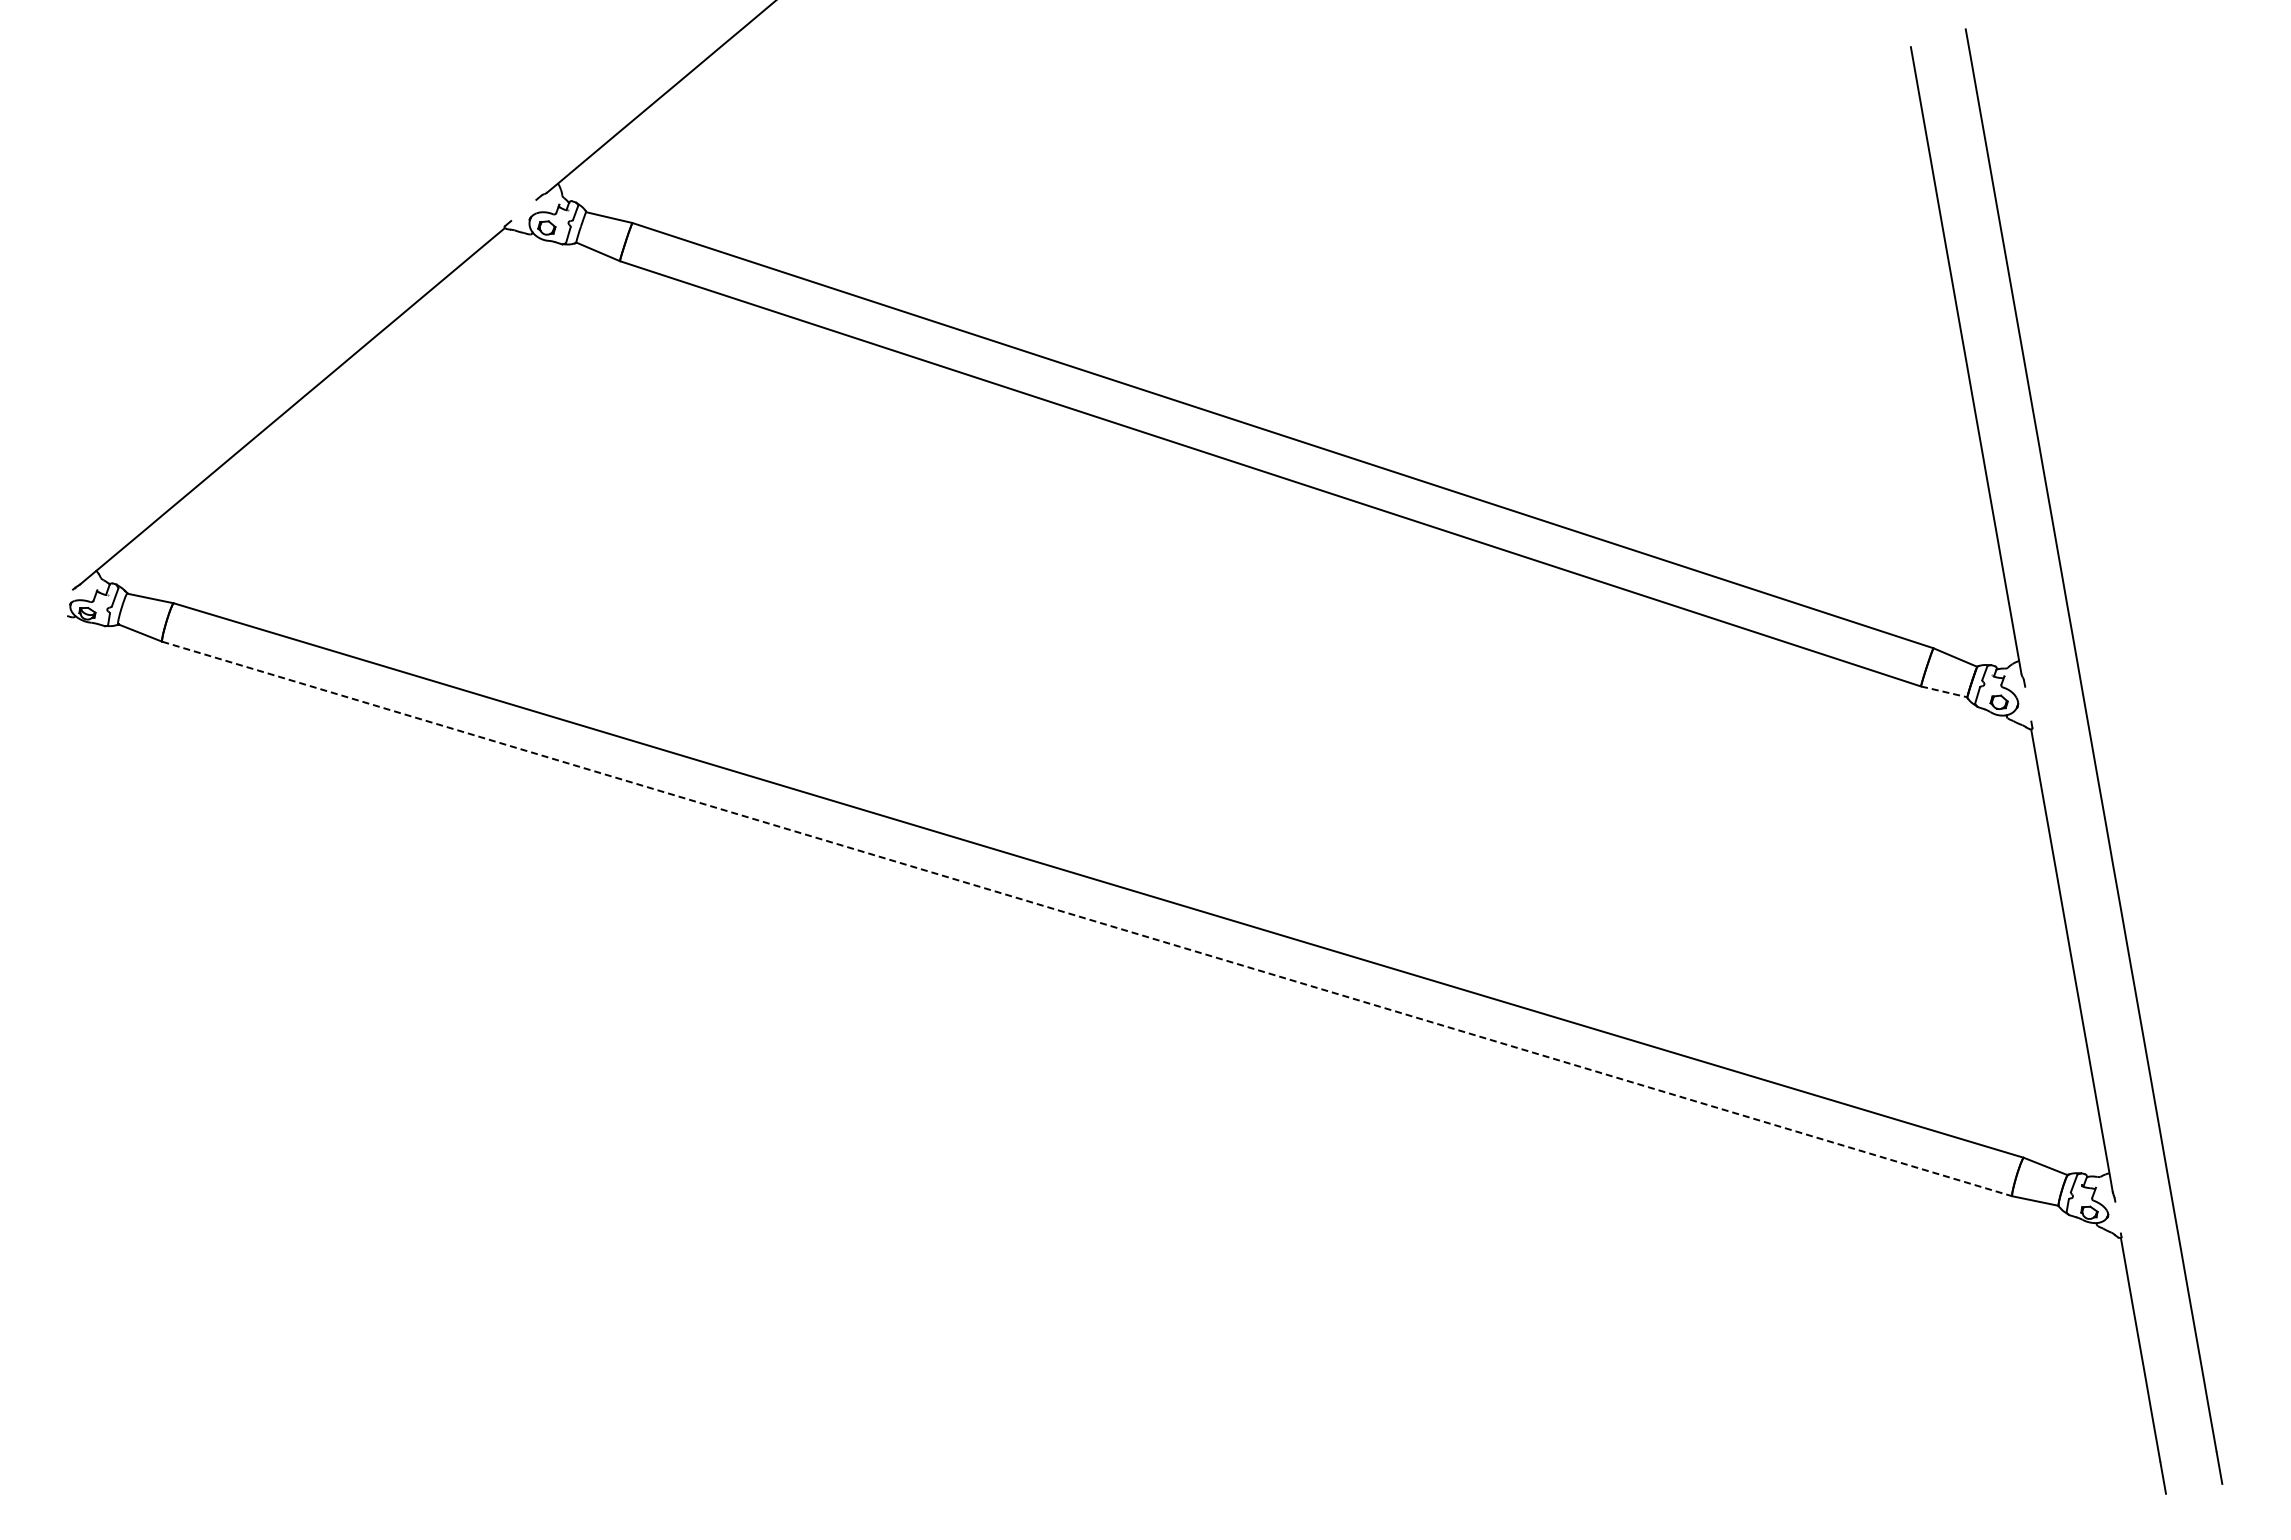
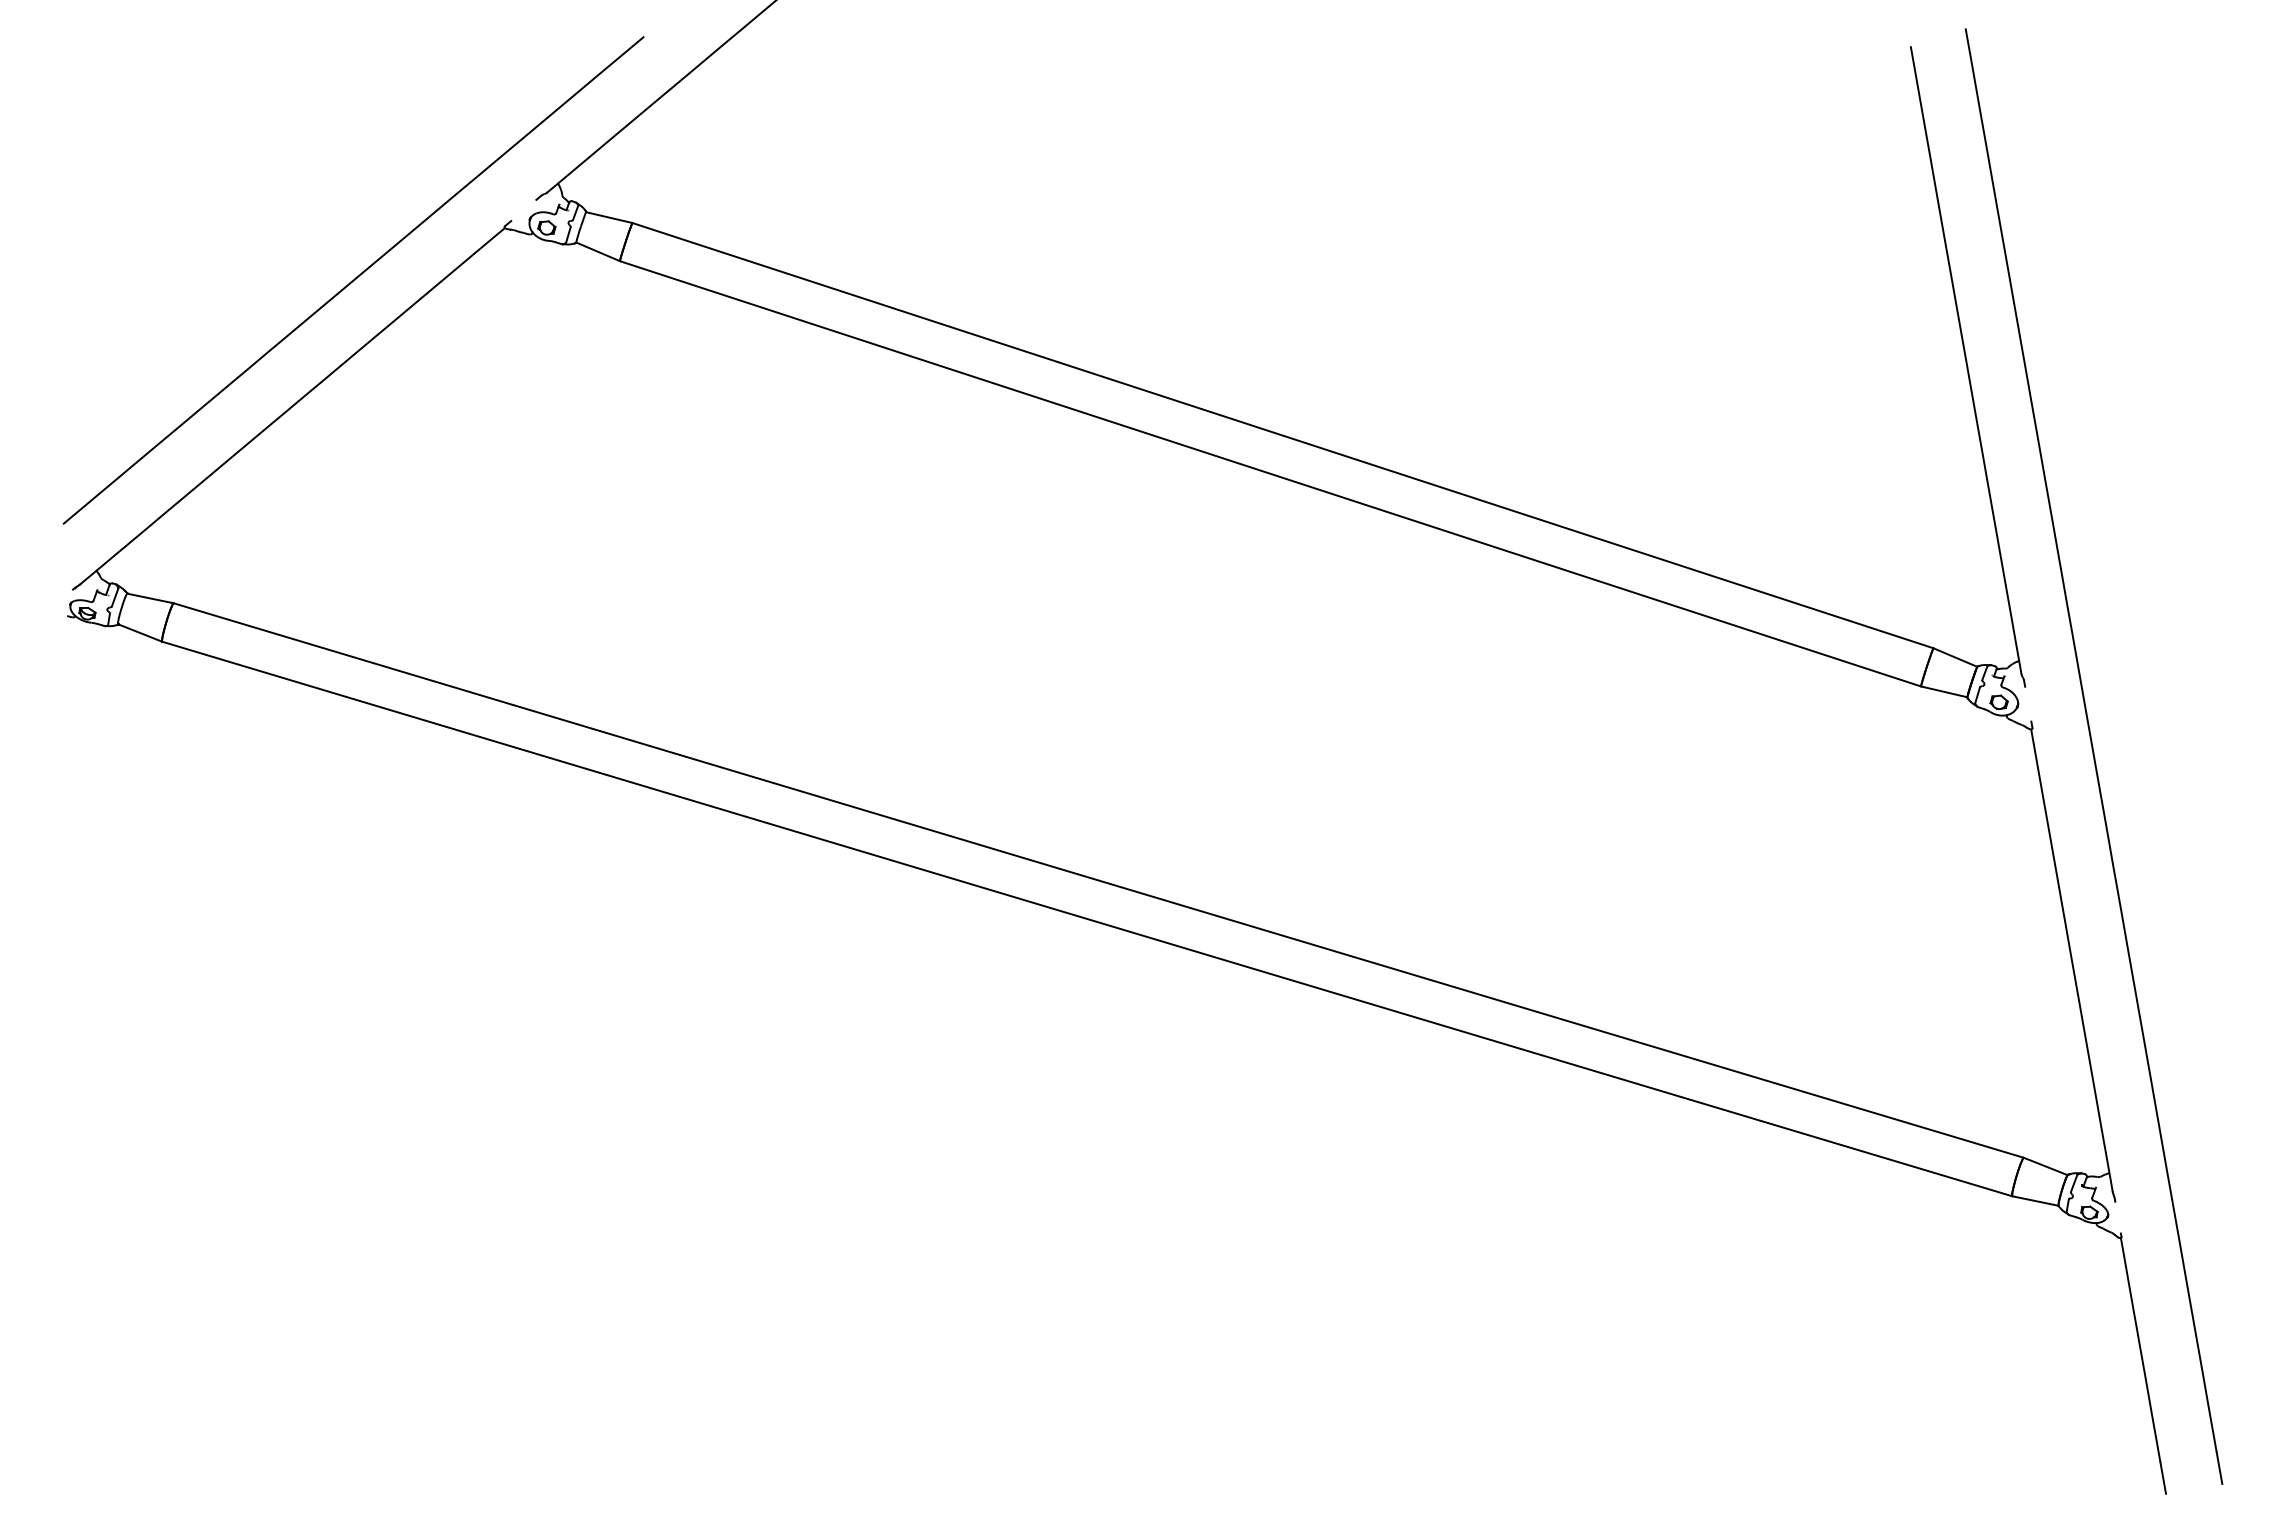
line: none -> present (353, 280)
line: dashed -> solid (1944, 691)
line: dashed -> solid (1087, 919)
